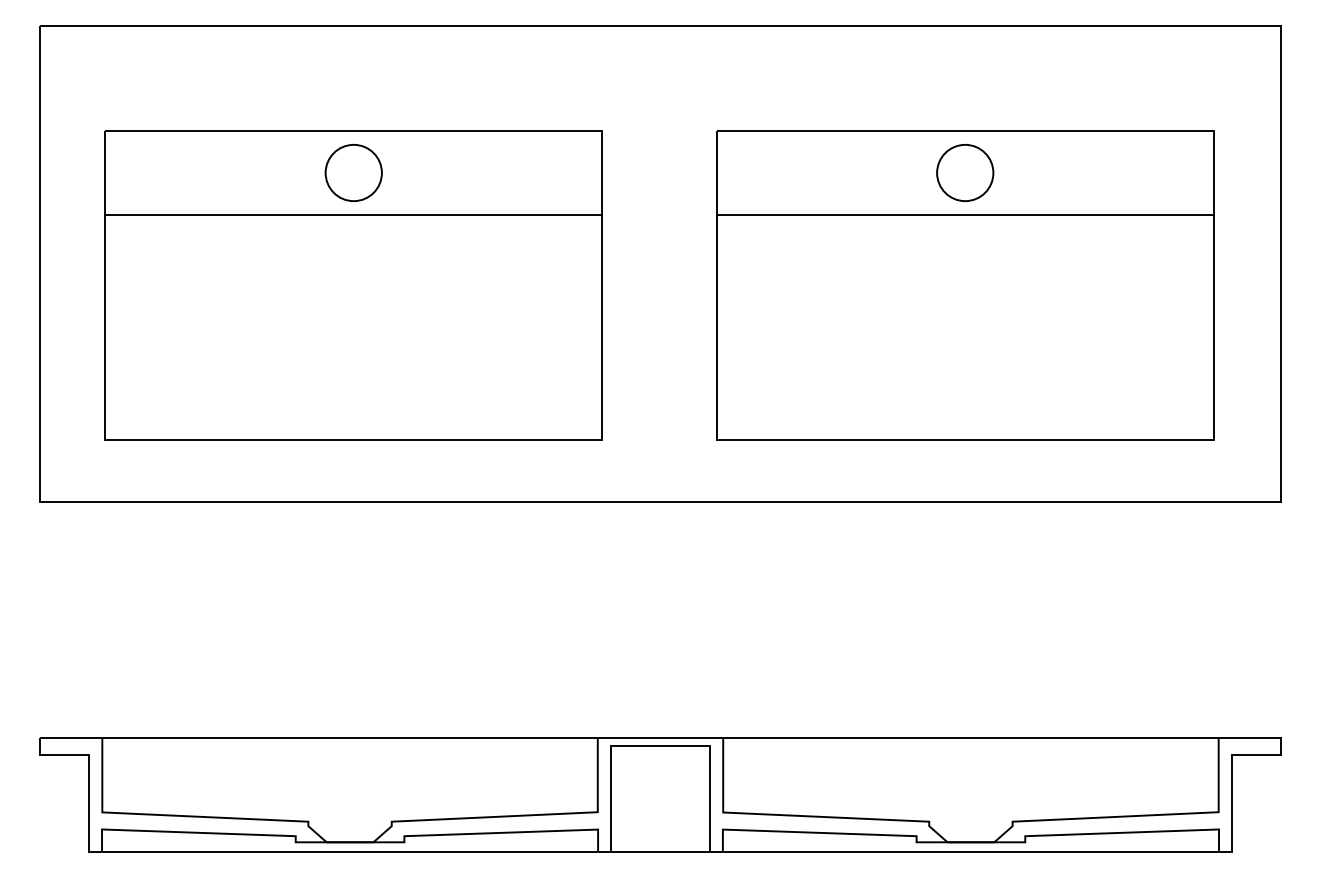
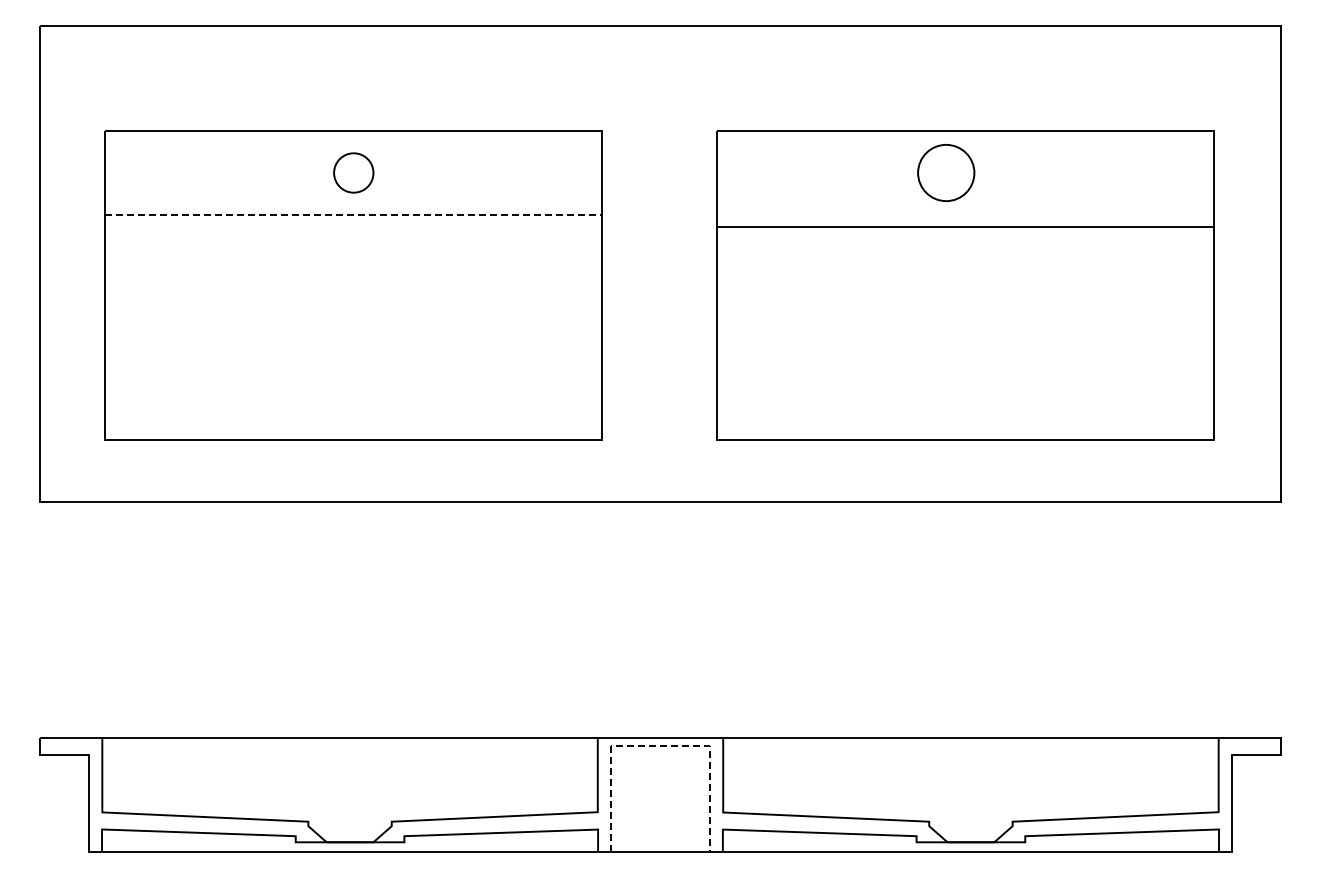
circle diameter: 56 px -> 39 px (353, 172)
circle position: (965, 172) -> (946, 172) (946, 172)
line: solid -> dashed (354, 214)
line position: (964, 214) -> (964, 226) (964, 226)
line: solid -> dashed (661, 746)
